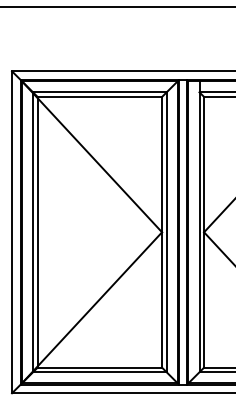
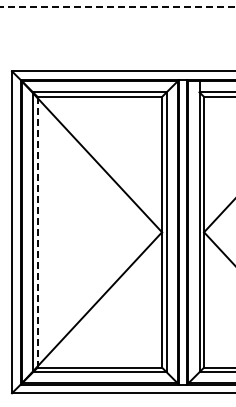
line: solid -> dashed (118, 6)
line: solid -> dashed (37, 232)
